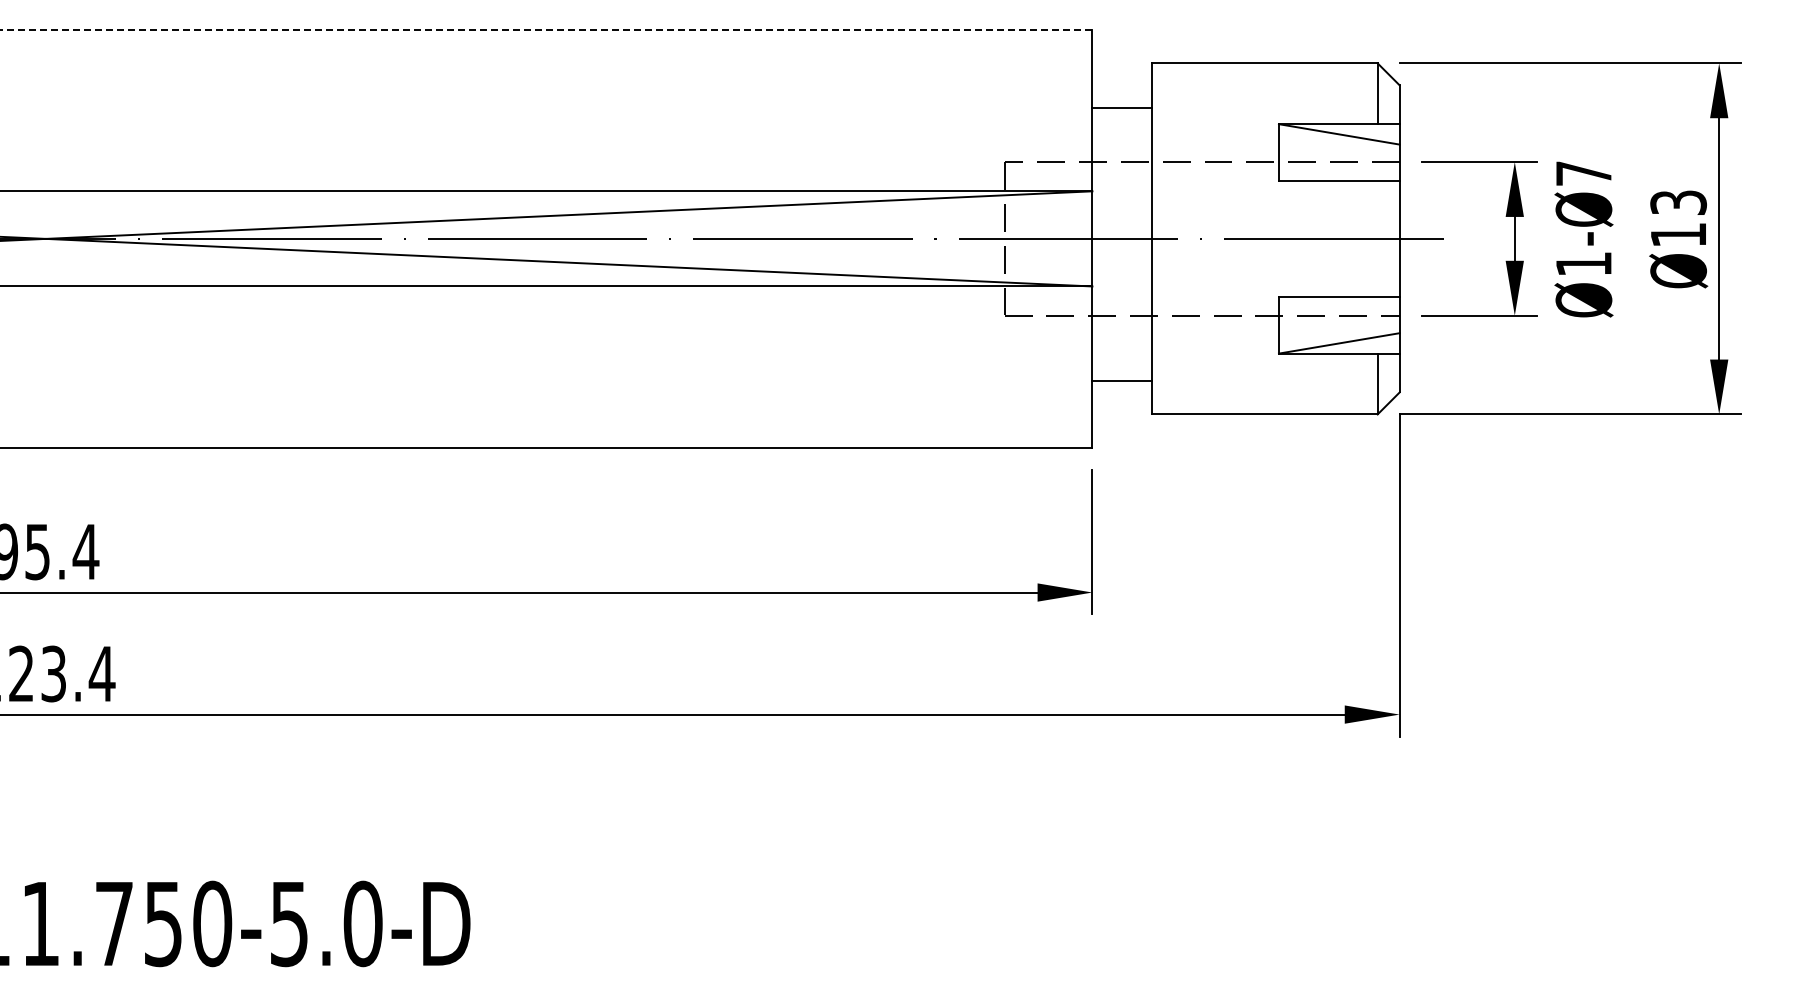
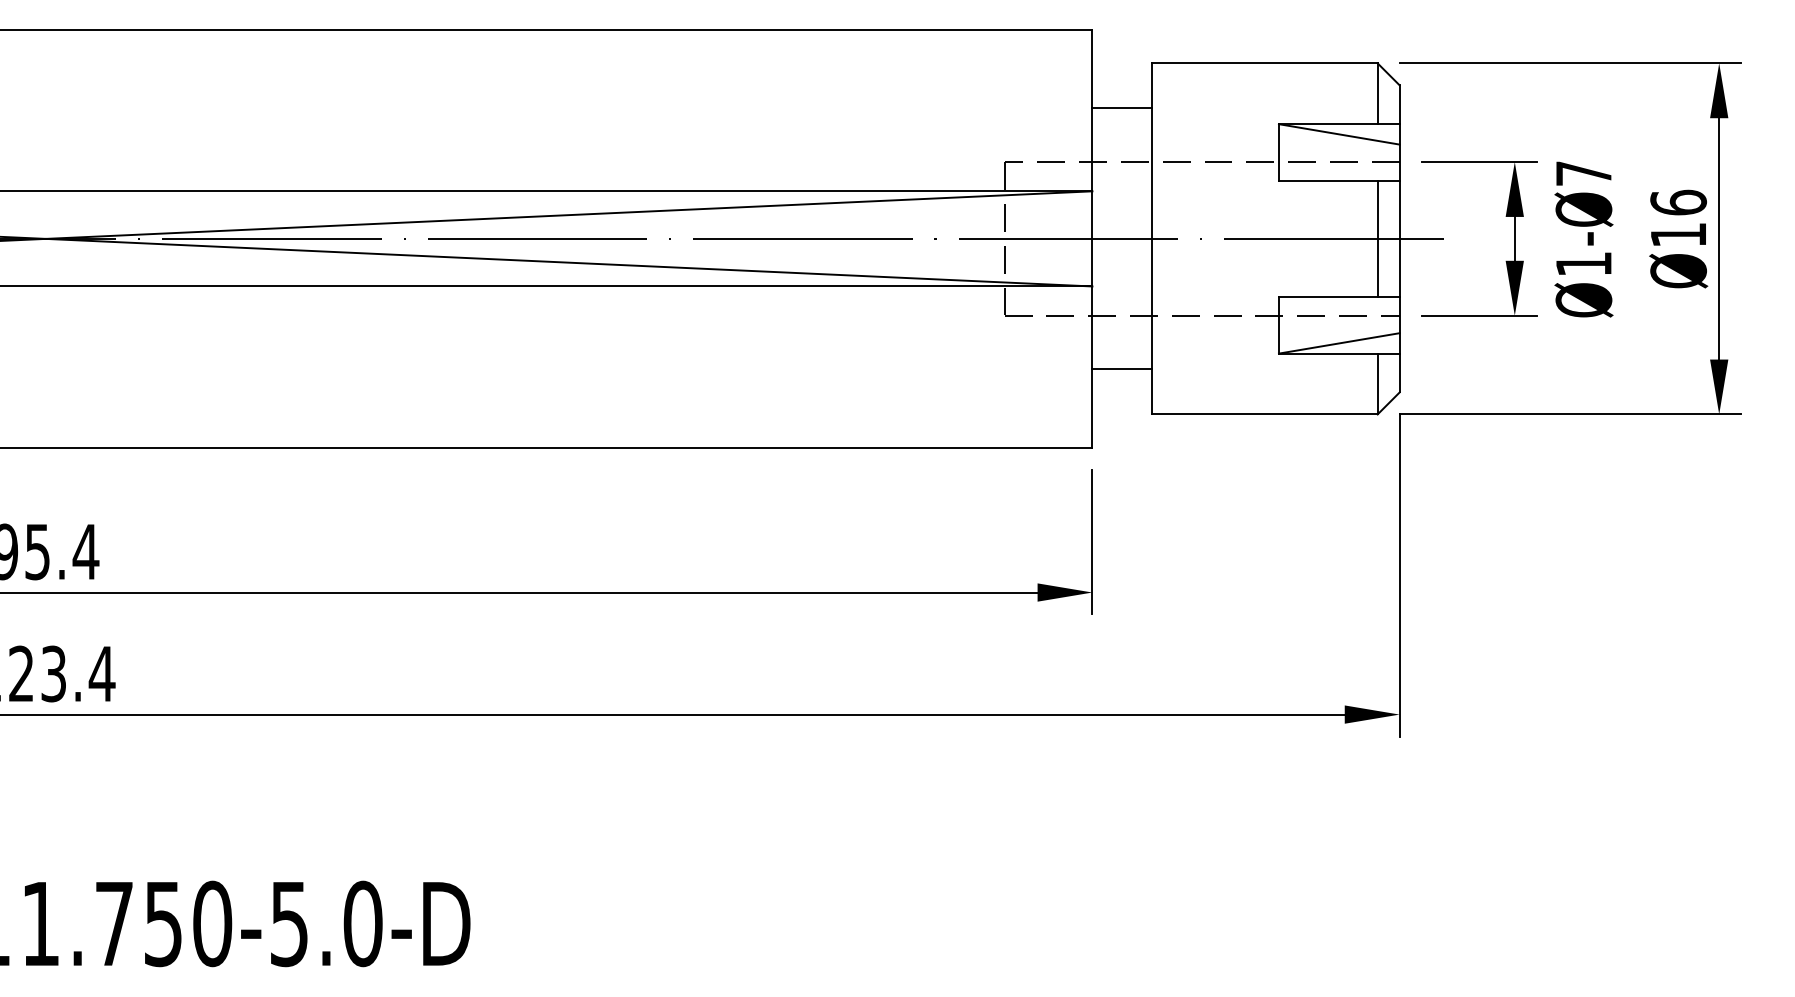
line: dashed -> solid (546, 29)
text: Ø13 -> Ø16 (1678, 202)
line: none -> present (1377, 238)
line position: (1121, 381) -> (1121, 369) (1121, 369)
